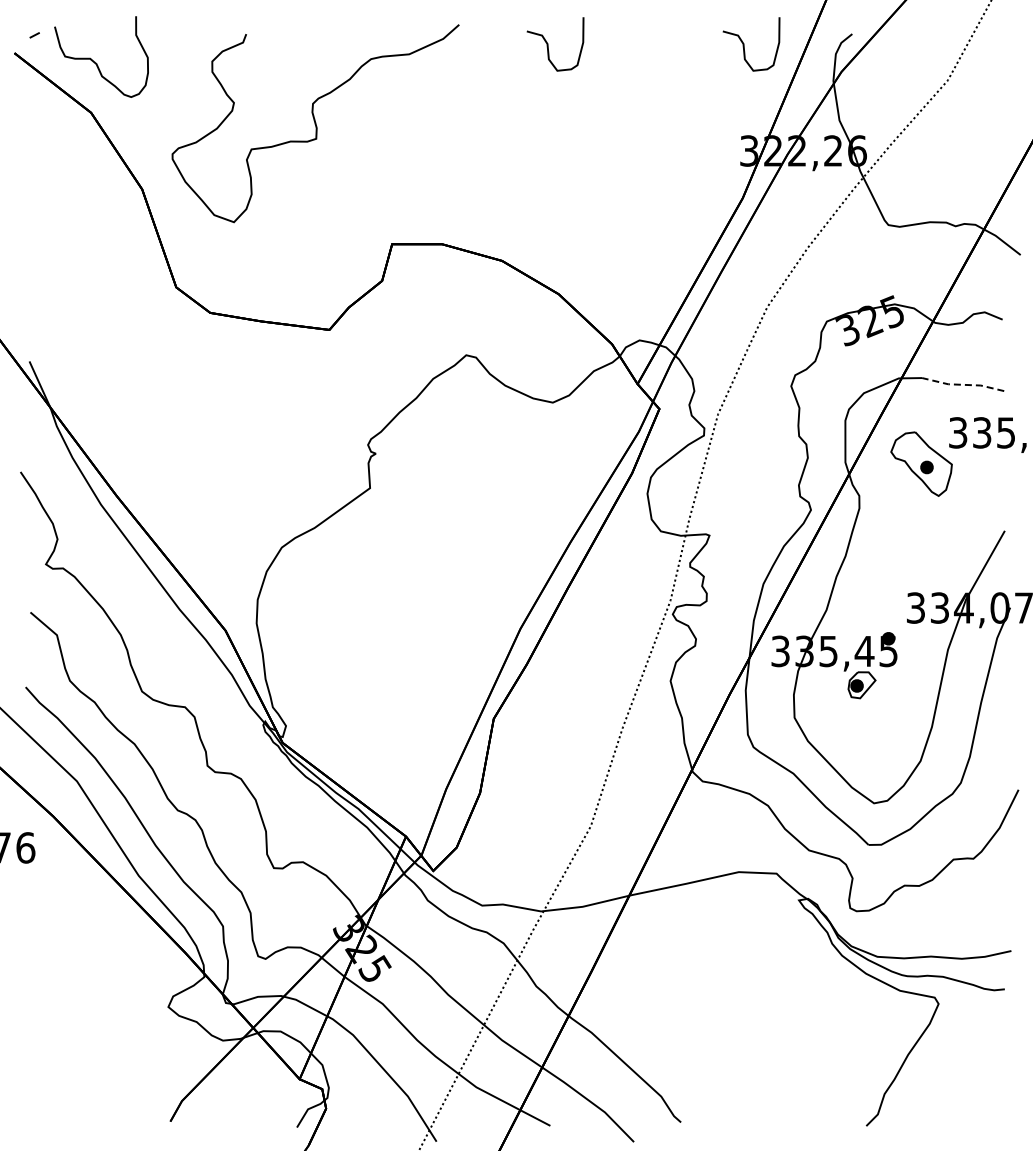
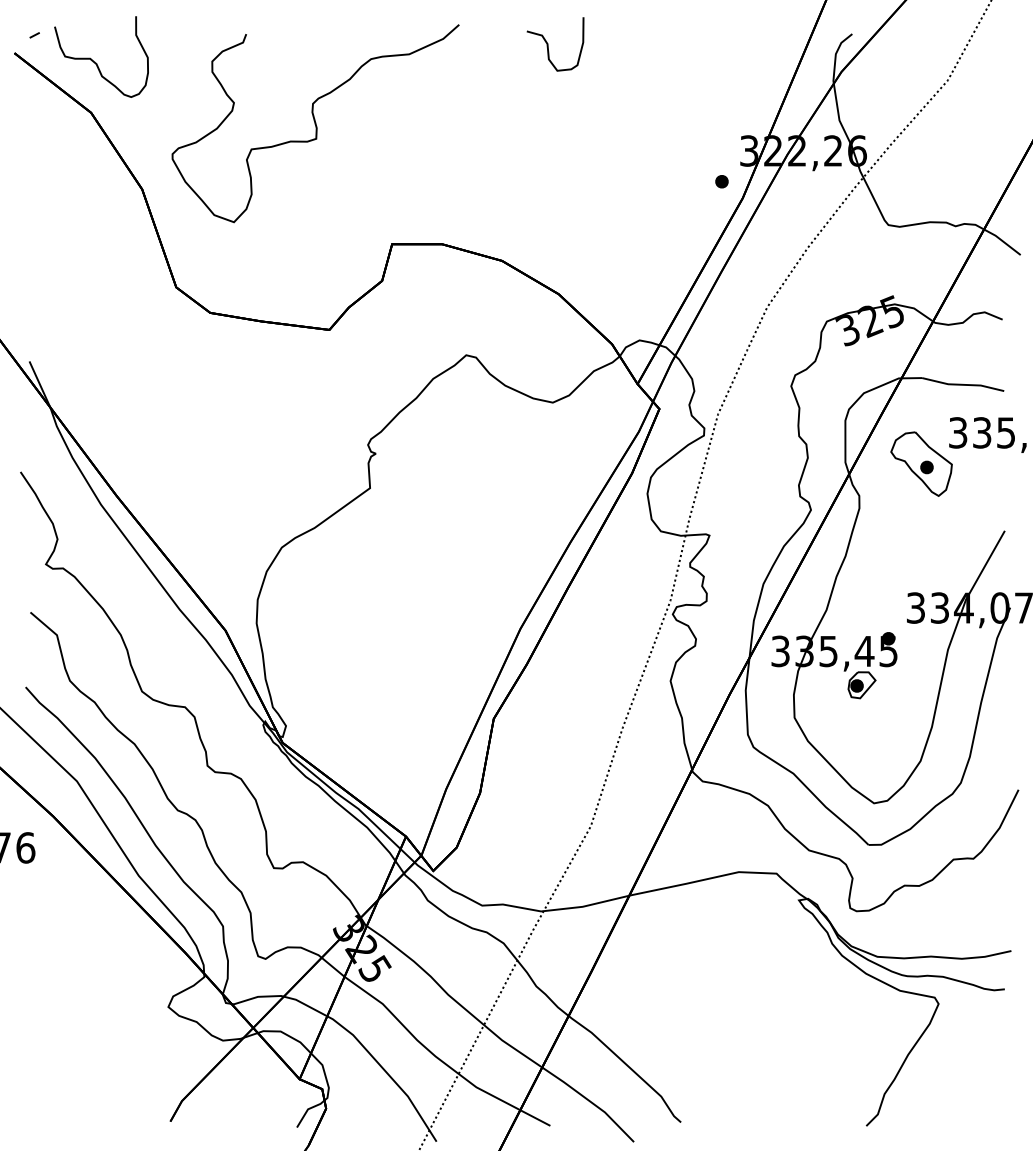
curve: present -> none (744, 44)
part: none -> present (721, 181)
line: dashed -> solid (963, 384)
